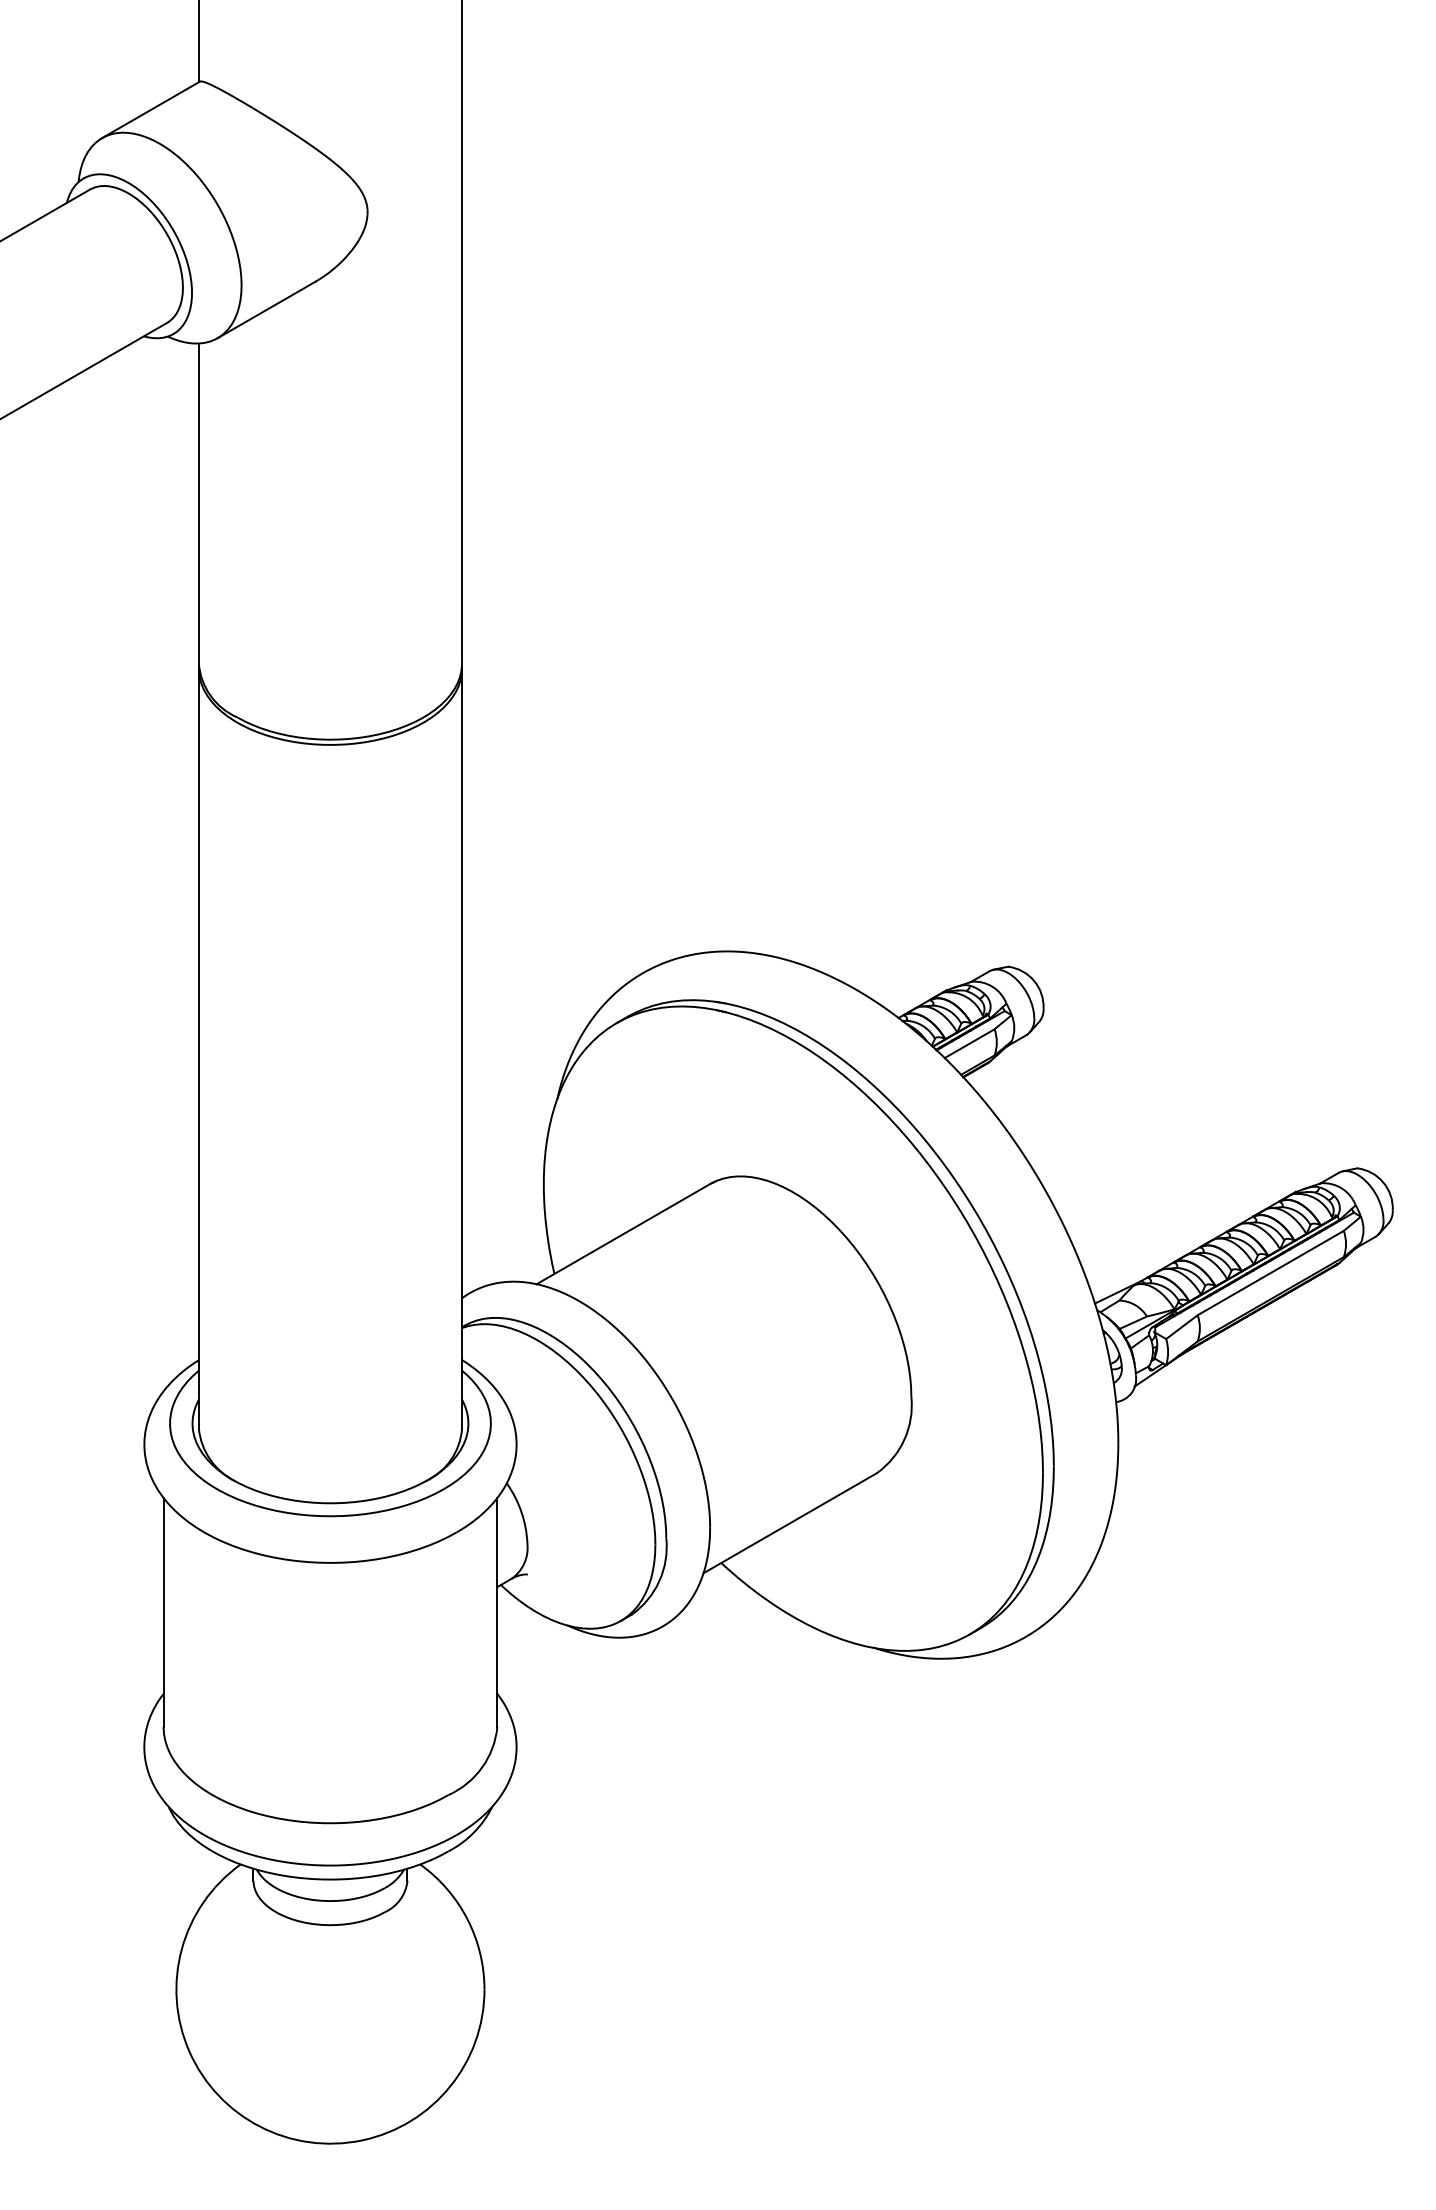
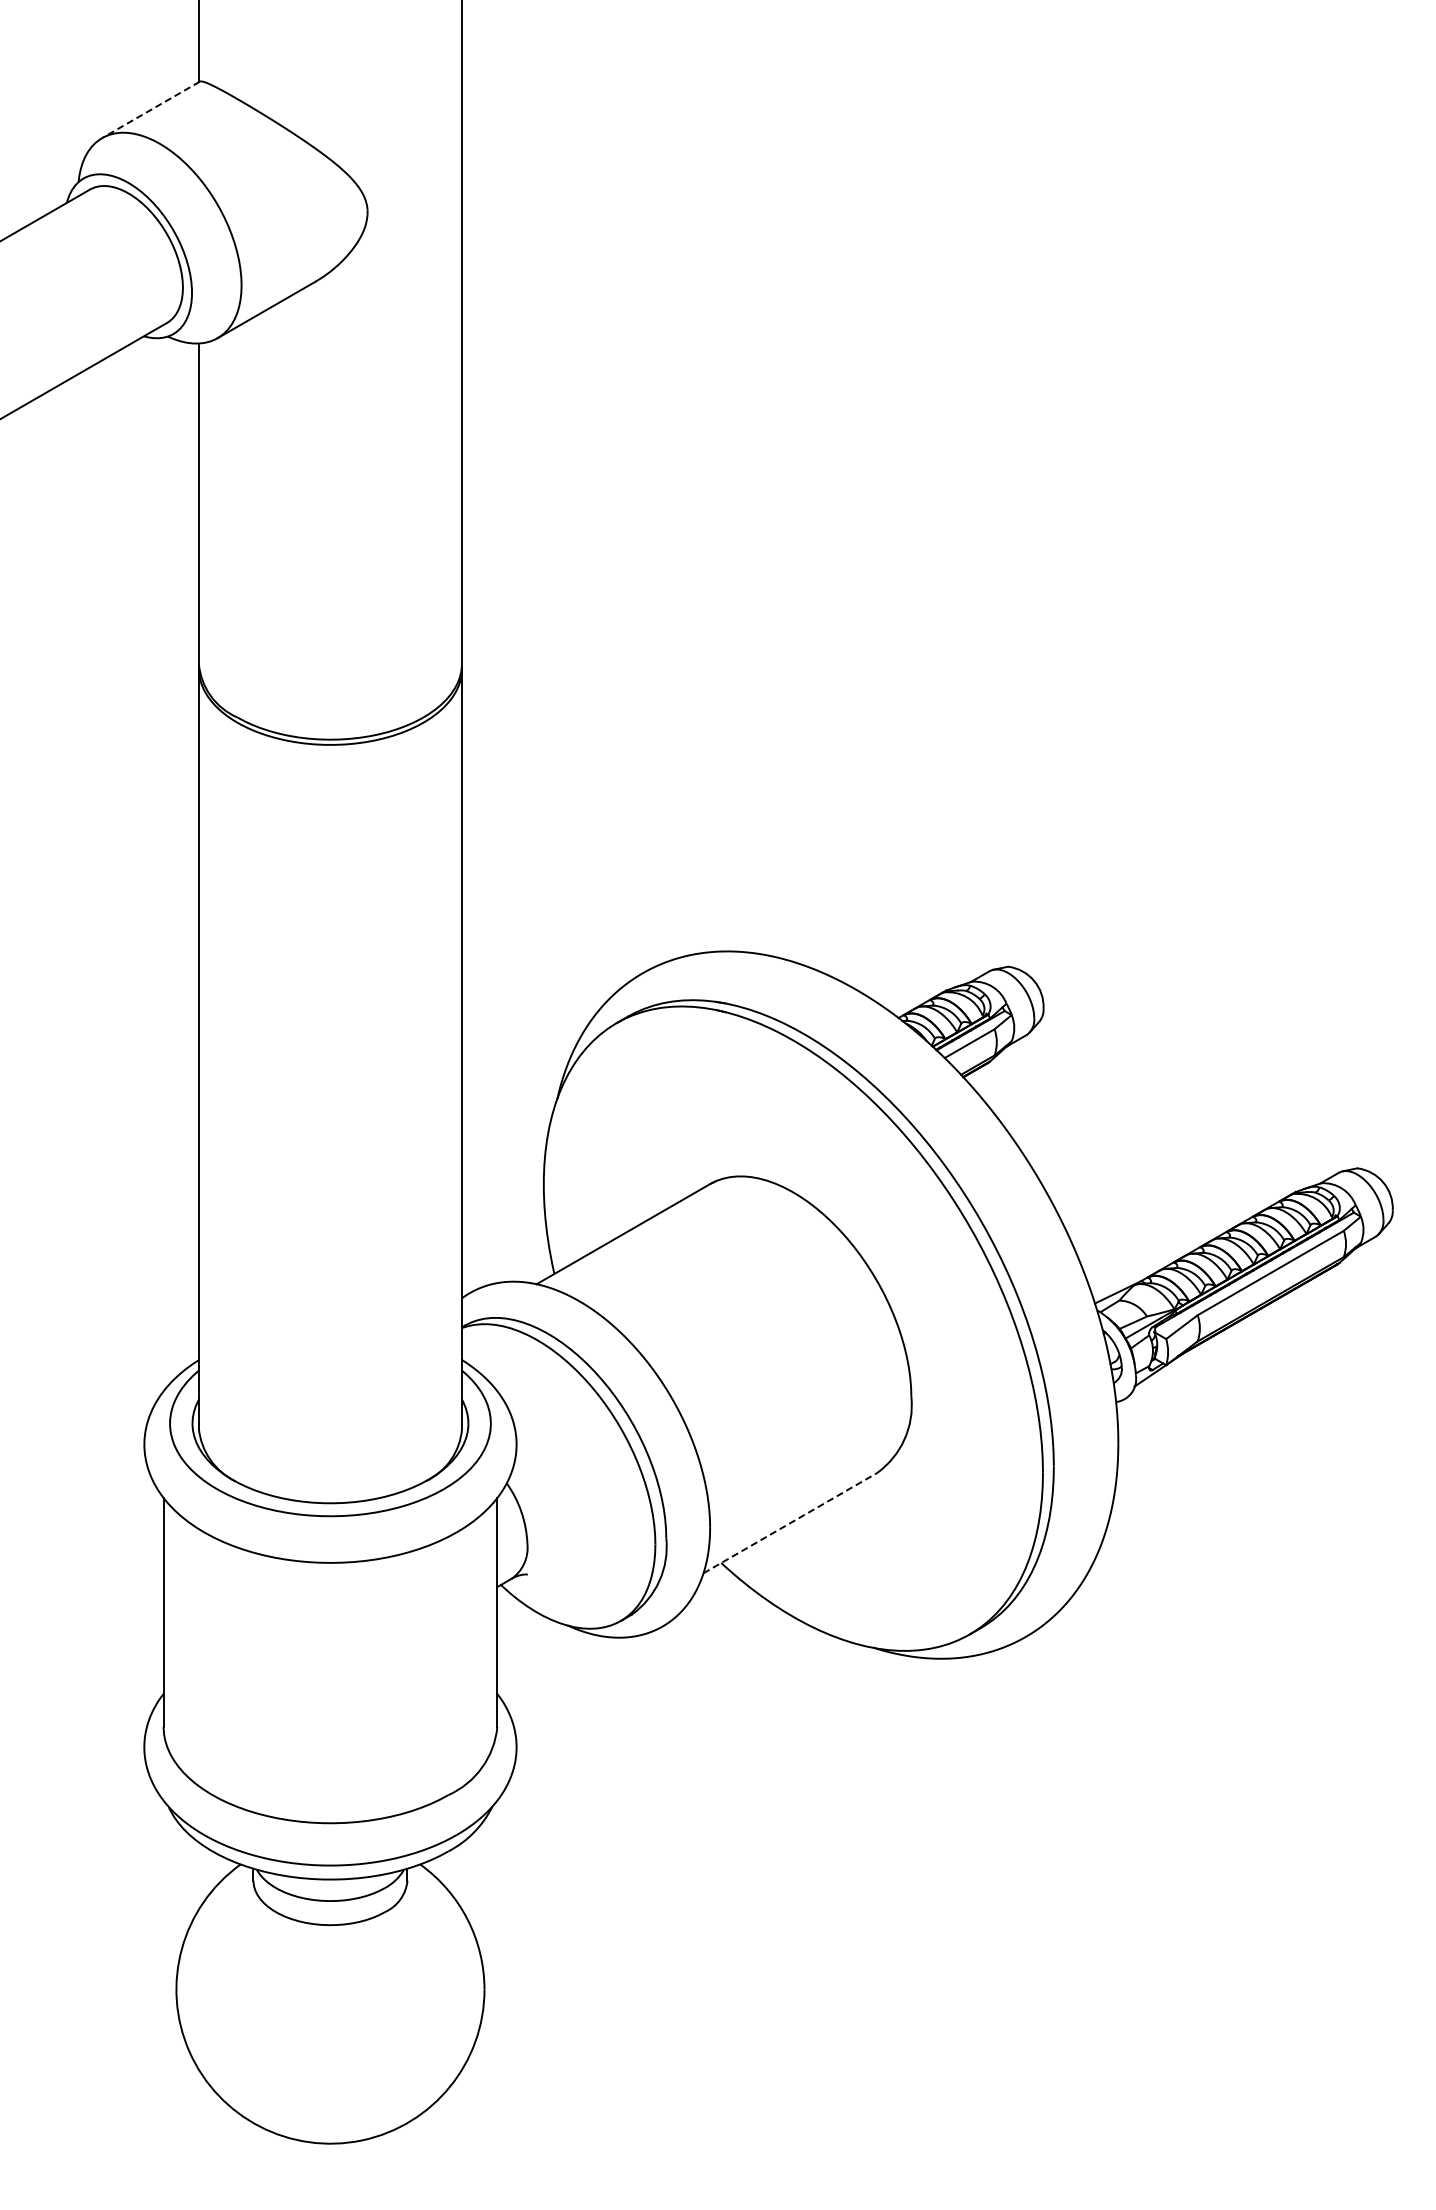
line: solid -> dashed (150, 110)
line: solid -> dashed (790, 1523)
